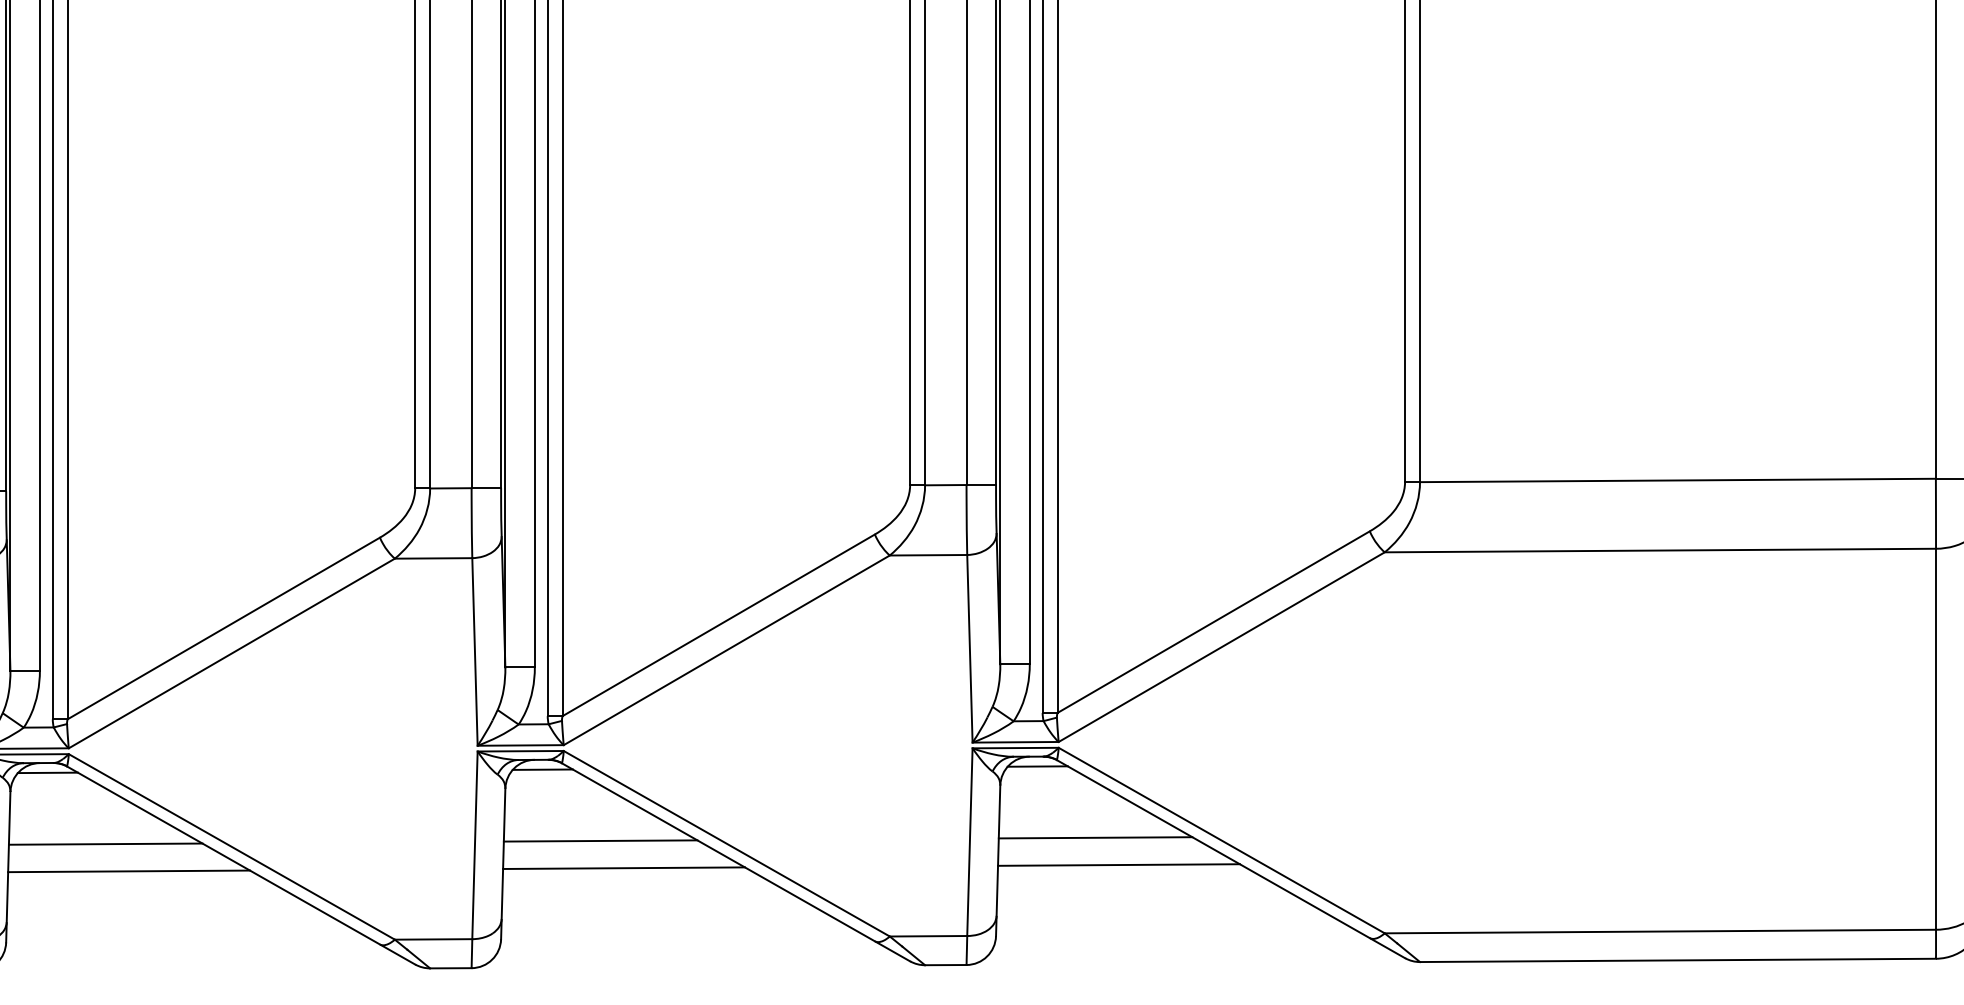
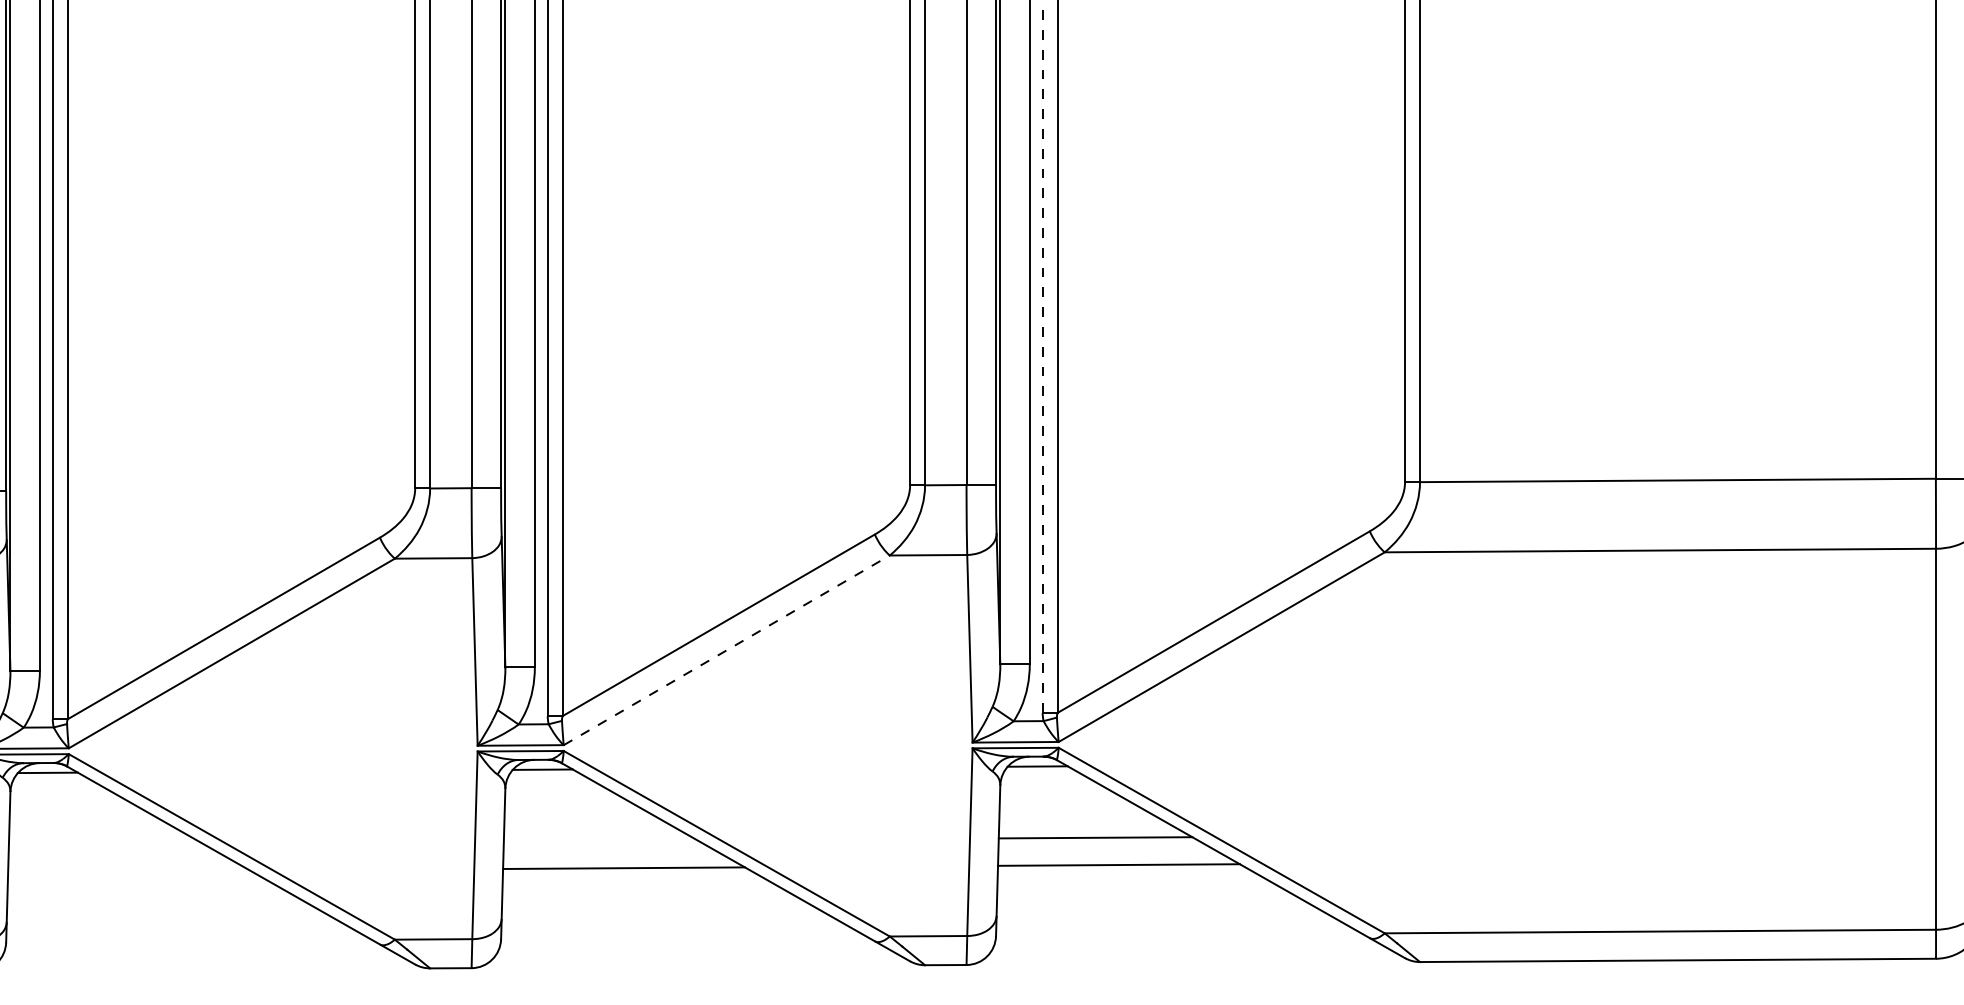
line: solid -> dashed (1042, 356)
line: solid -> dashed (726, 650)
line: present -> none (600, 840)
line: present -> none (105, 843)
line: present -> none (129, 871)
